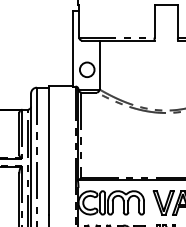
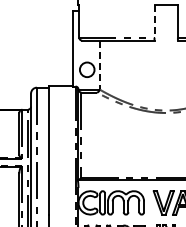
line: solid -> dashed (154, 22)
line: solid -> dashed (99, 65)
